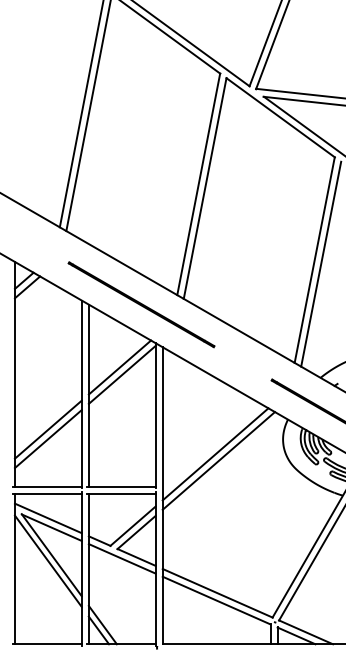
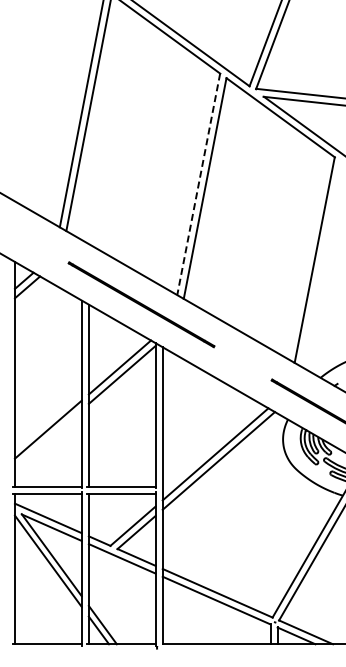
line: solid -> dashed (198, 184)
line: present -> none (321, 263)
line: present -> none (47, 439)
